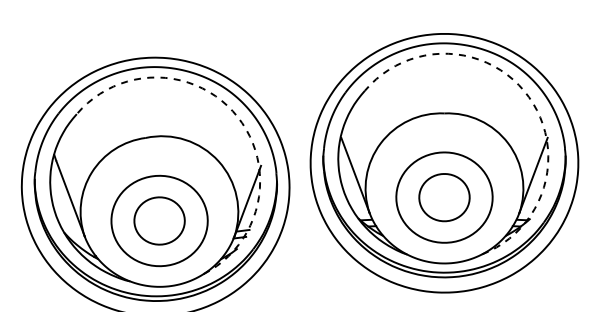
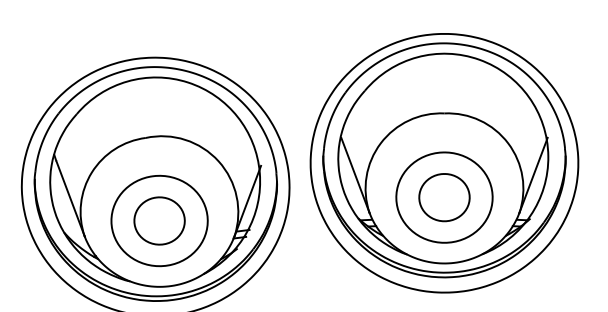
arc: dashed -> solid (528, 97)
arc: dashed -> solid (237, 116)
